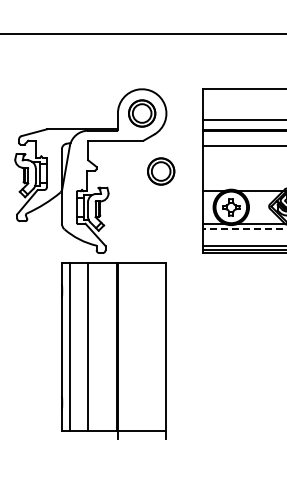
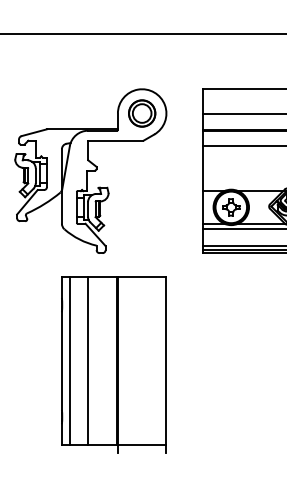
line position: (243, 119) -> (243, 113) (243, 113)
part: present -> none (161, 171)
line: dashed -> solid (244, 229)
part position: (113, 350) -> (113, 364) (113, 364)
